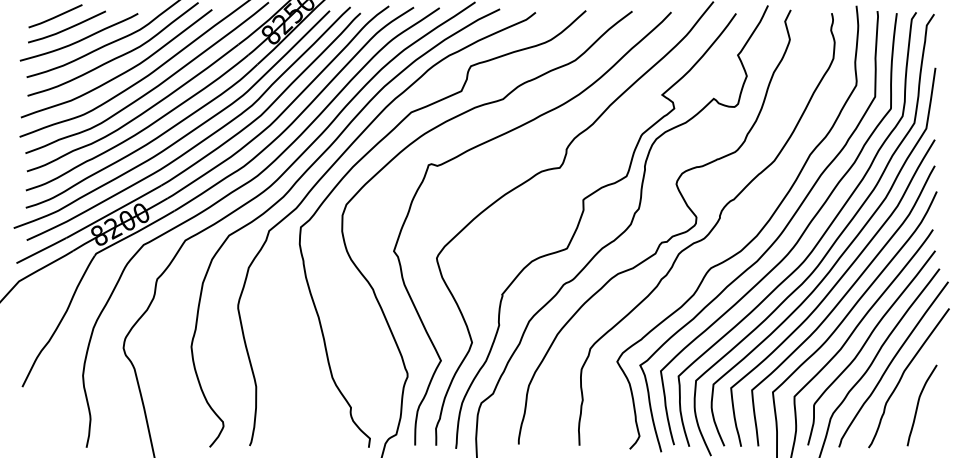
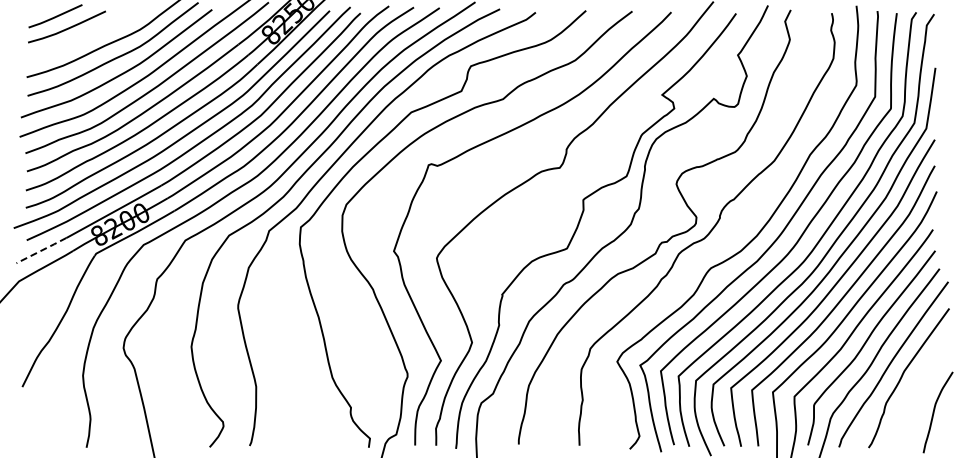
curve: present -> none (80, 39)
line: solid -> dashed (41, 250)
curve position: (918, 405) -> (934, 412) (934, 412)
